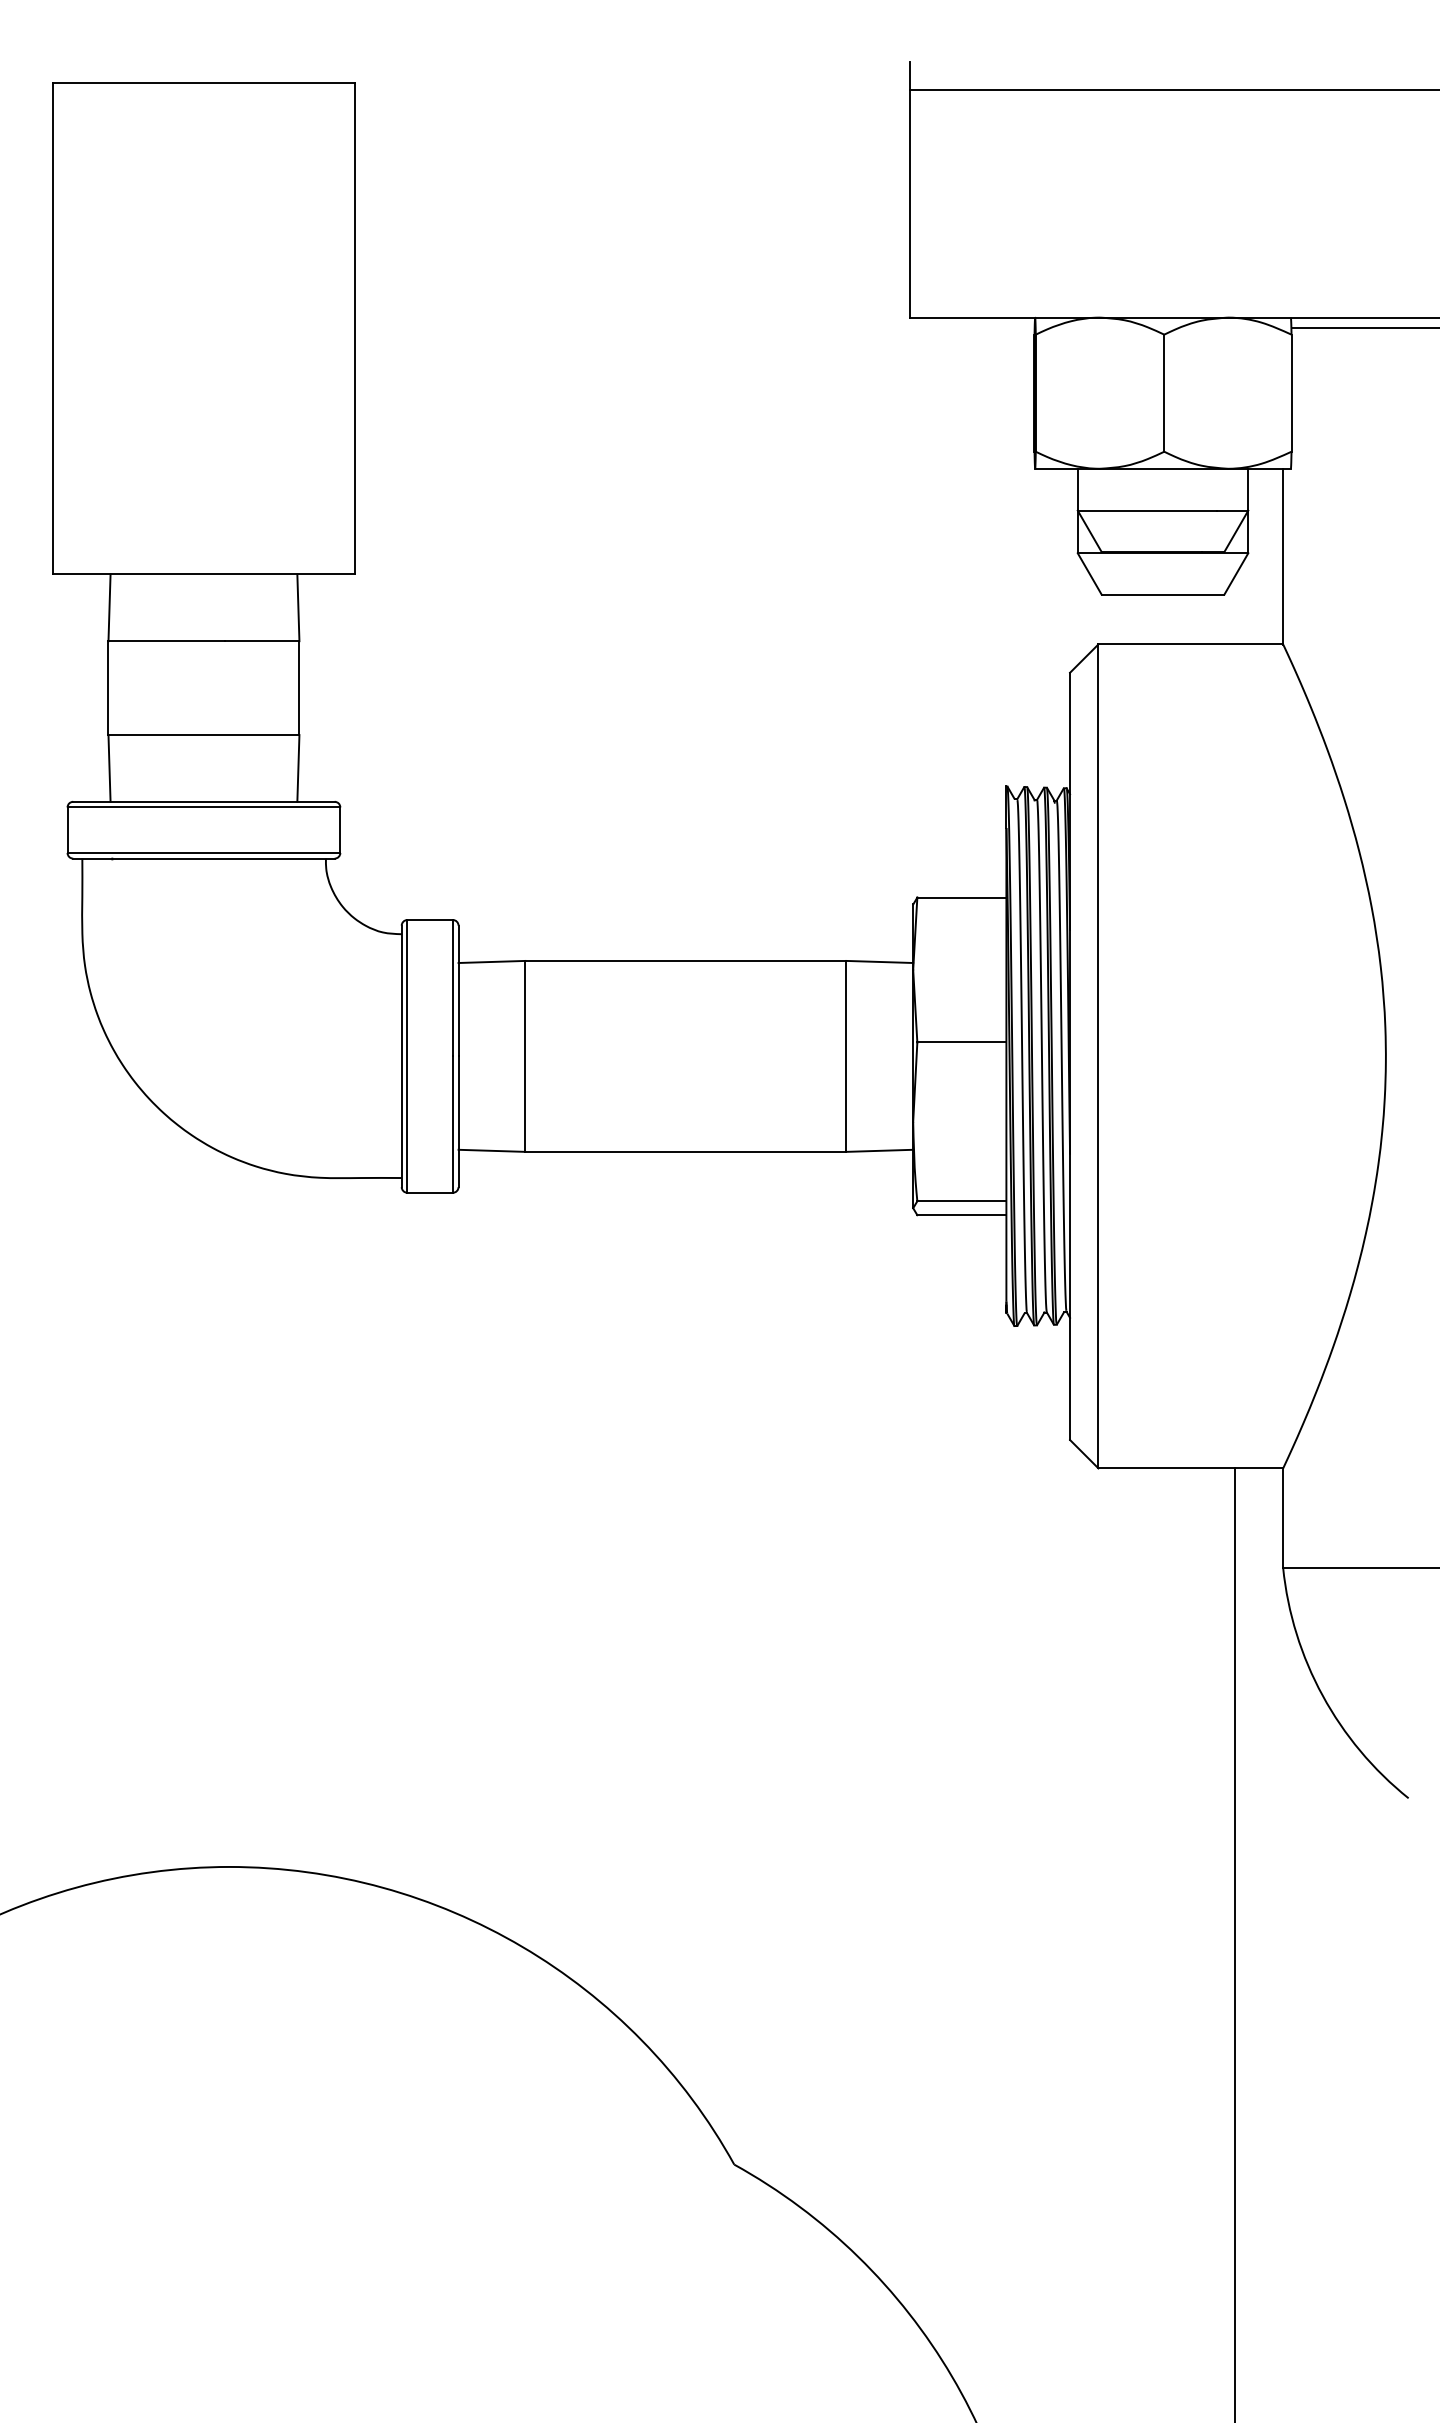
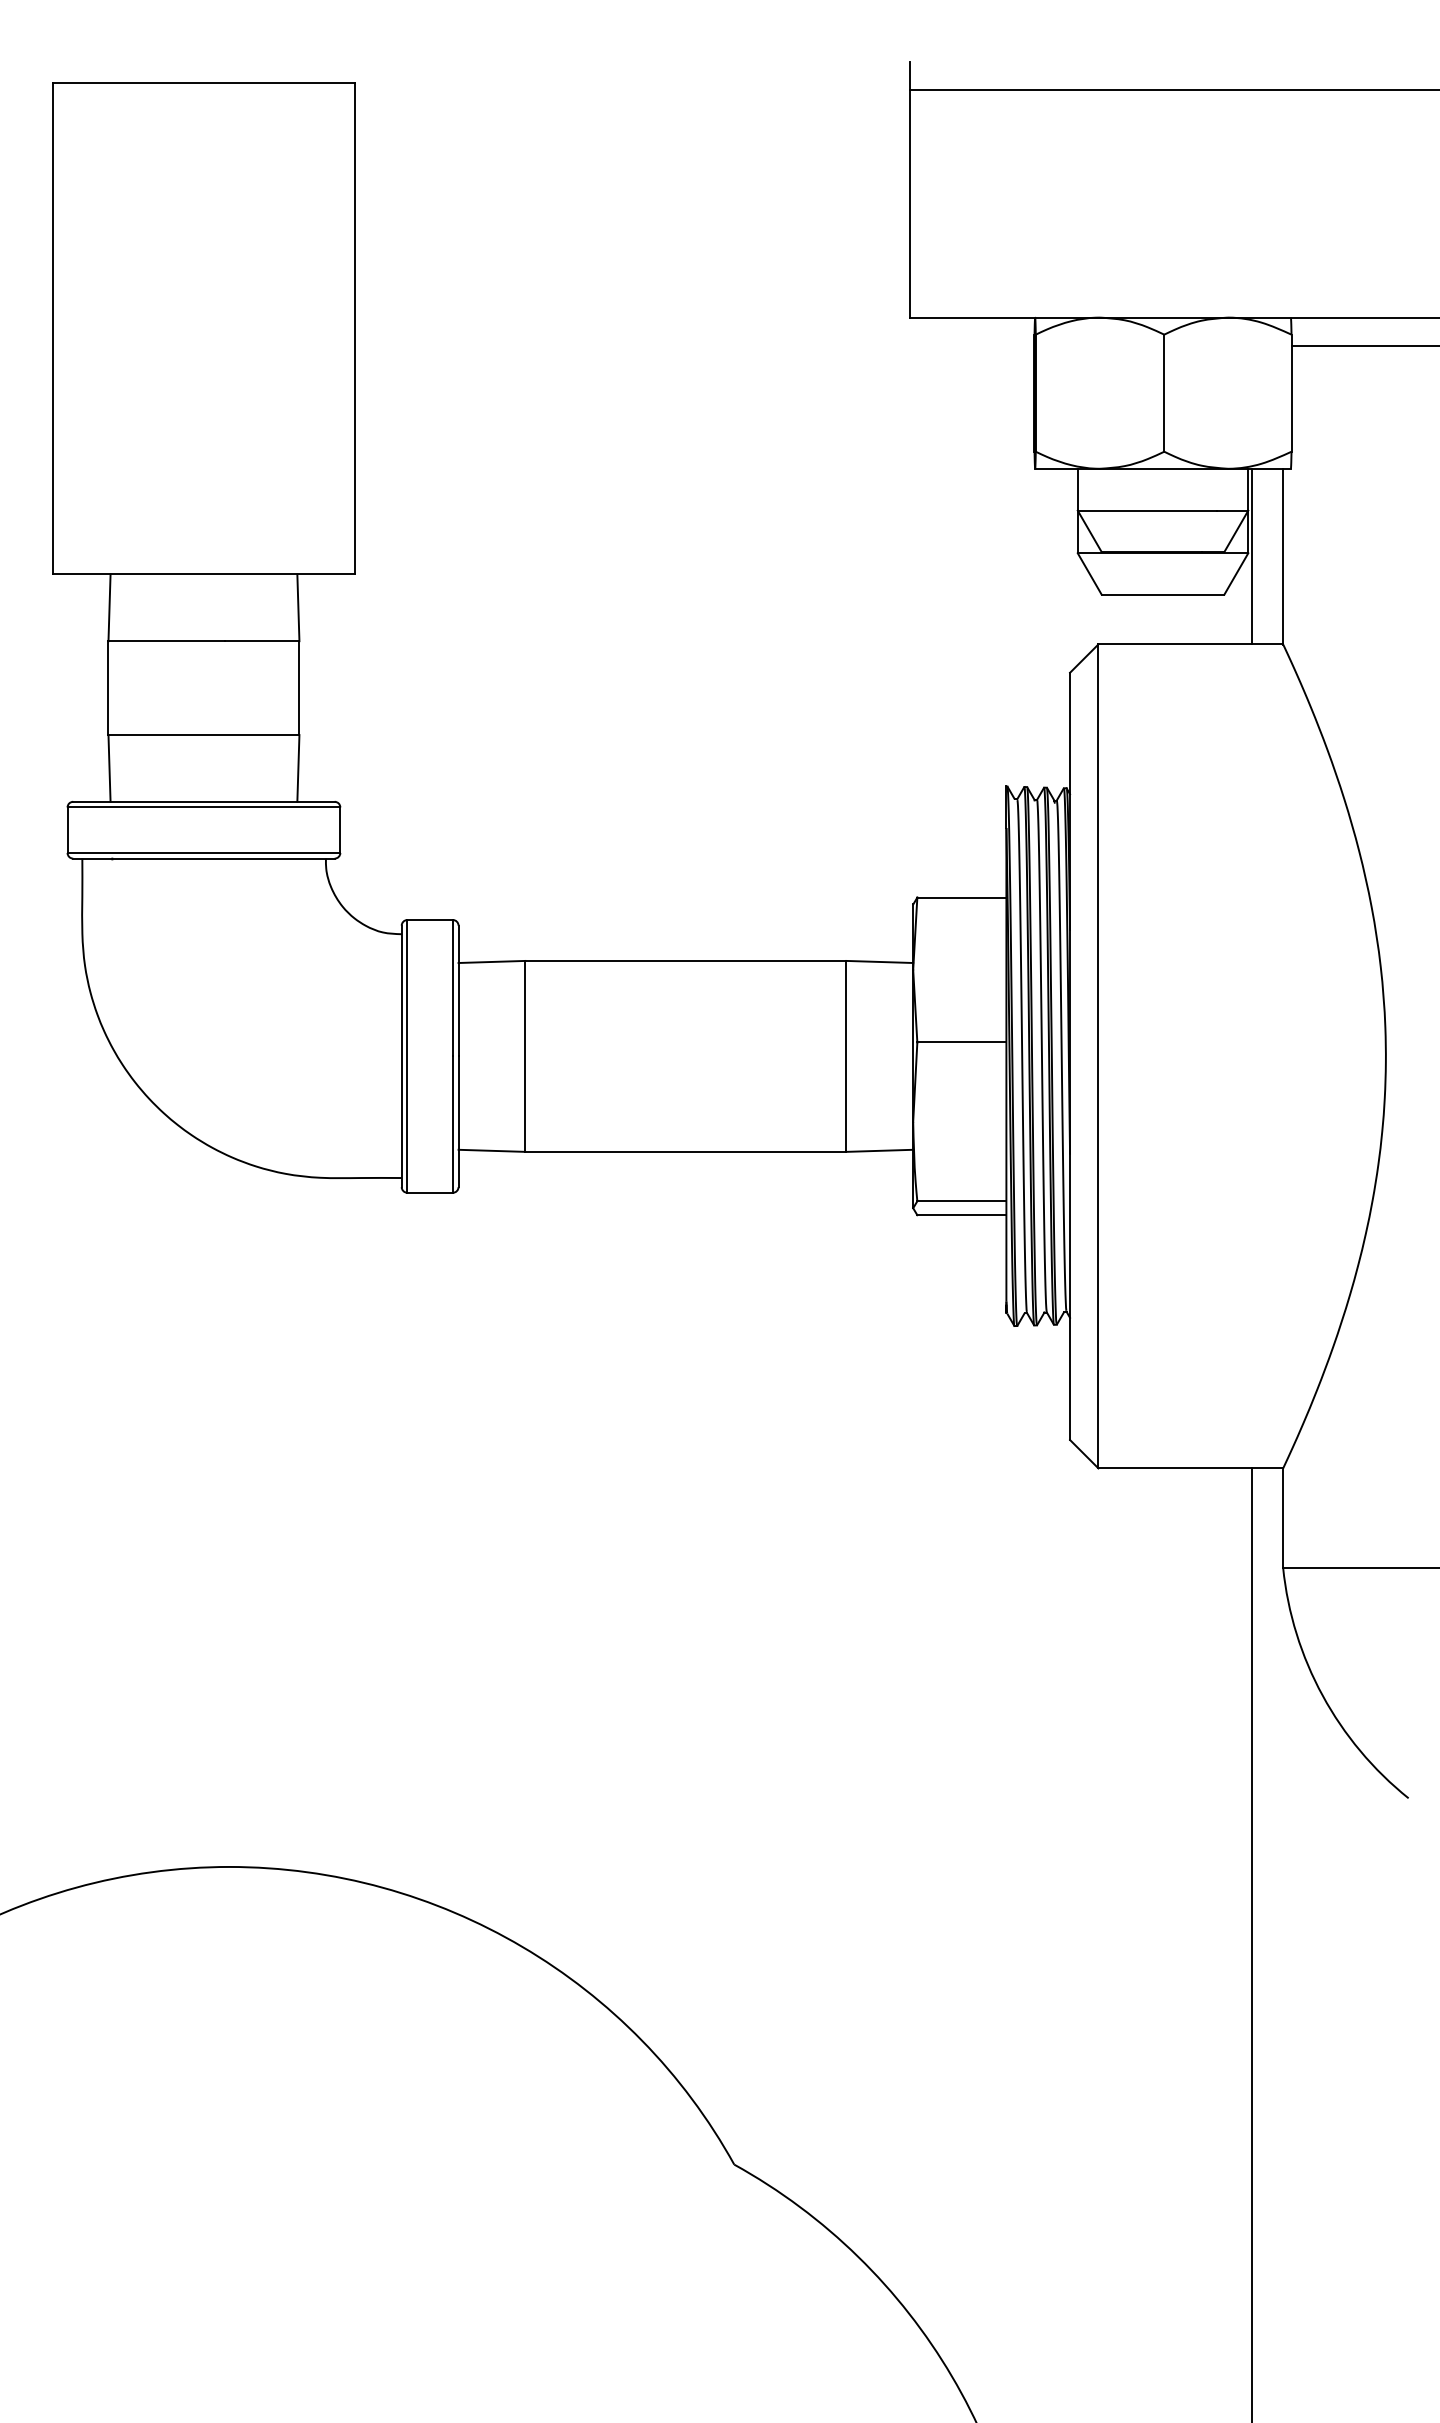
line position: (1363, 328) -> (1363, 346) (1363, 346)
line: none -> present (1251, 556)
line position: (1234, 1943) -> (1251, 1943) (1251, 1943)
